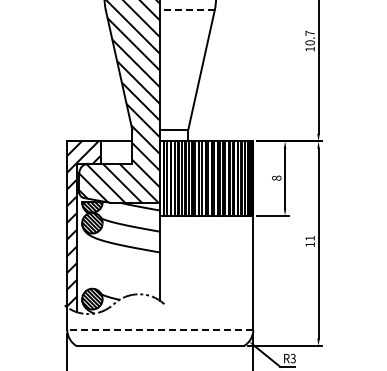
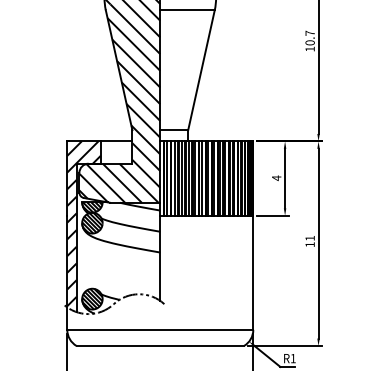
line: dashed -> solid (187, 10)
text: 8 -> 4 (276, 178)
line: dashed -> solid (160, 329)
text: R3 -> R1 (292, 358)
